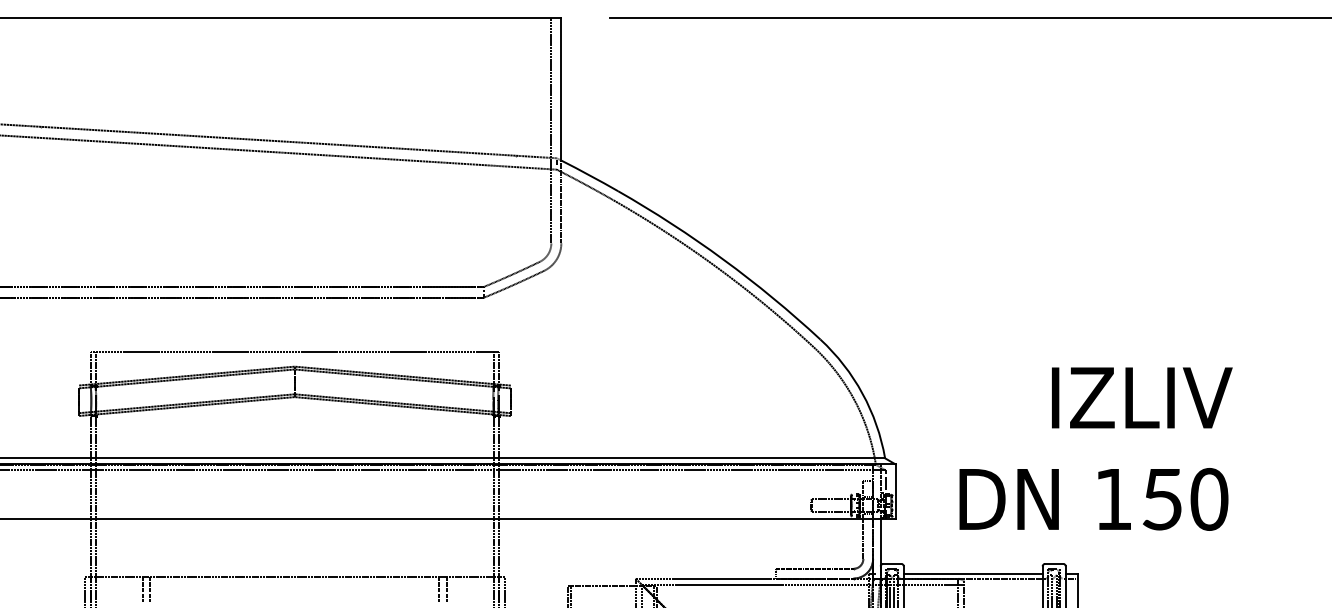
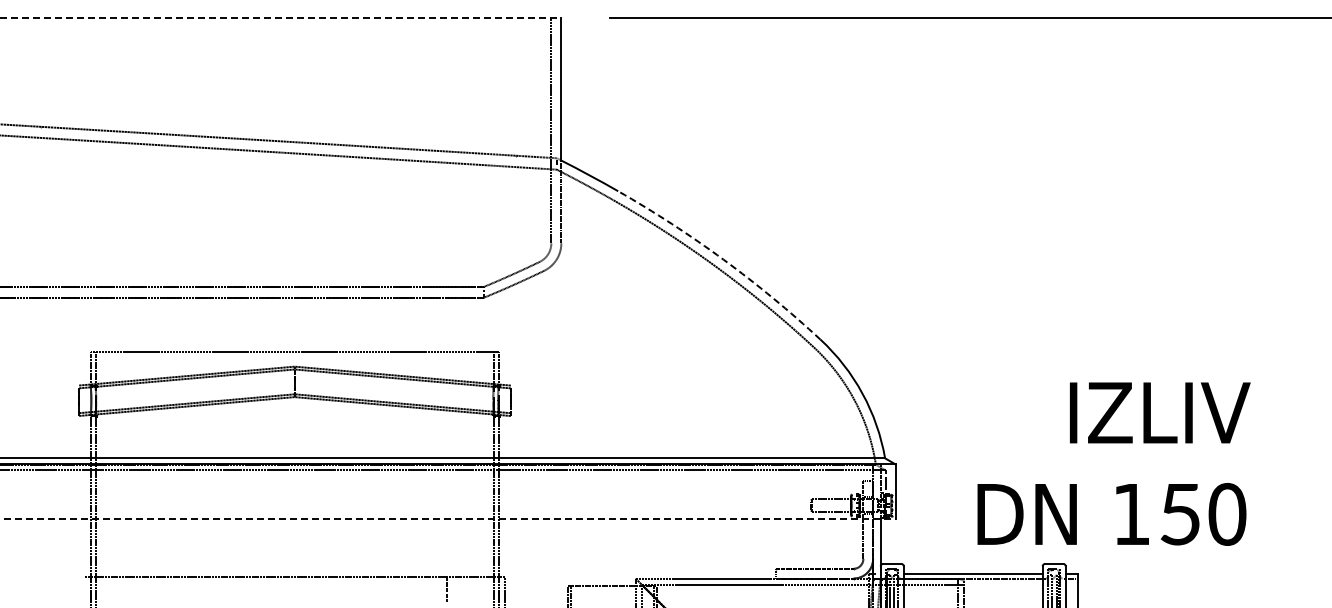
line: solid -> dashed (281, 18)
arc: solid -> dashed (723, 259)
text position: (1095, 448) -> (1113, 463) (1113, 463)
line: solid -> dashed (447, 519)
line: present -> none (142, 589)
line: present -> none (150, 589)
line: present -> none (439, 589)
line: present -> none (84, 590)
